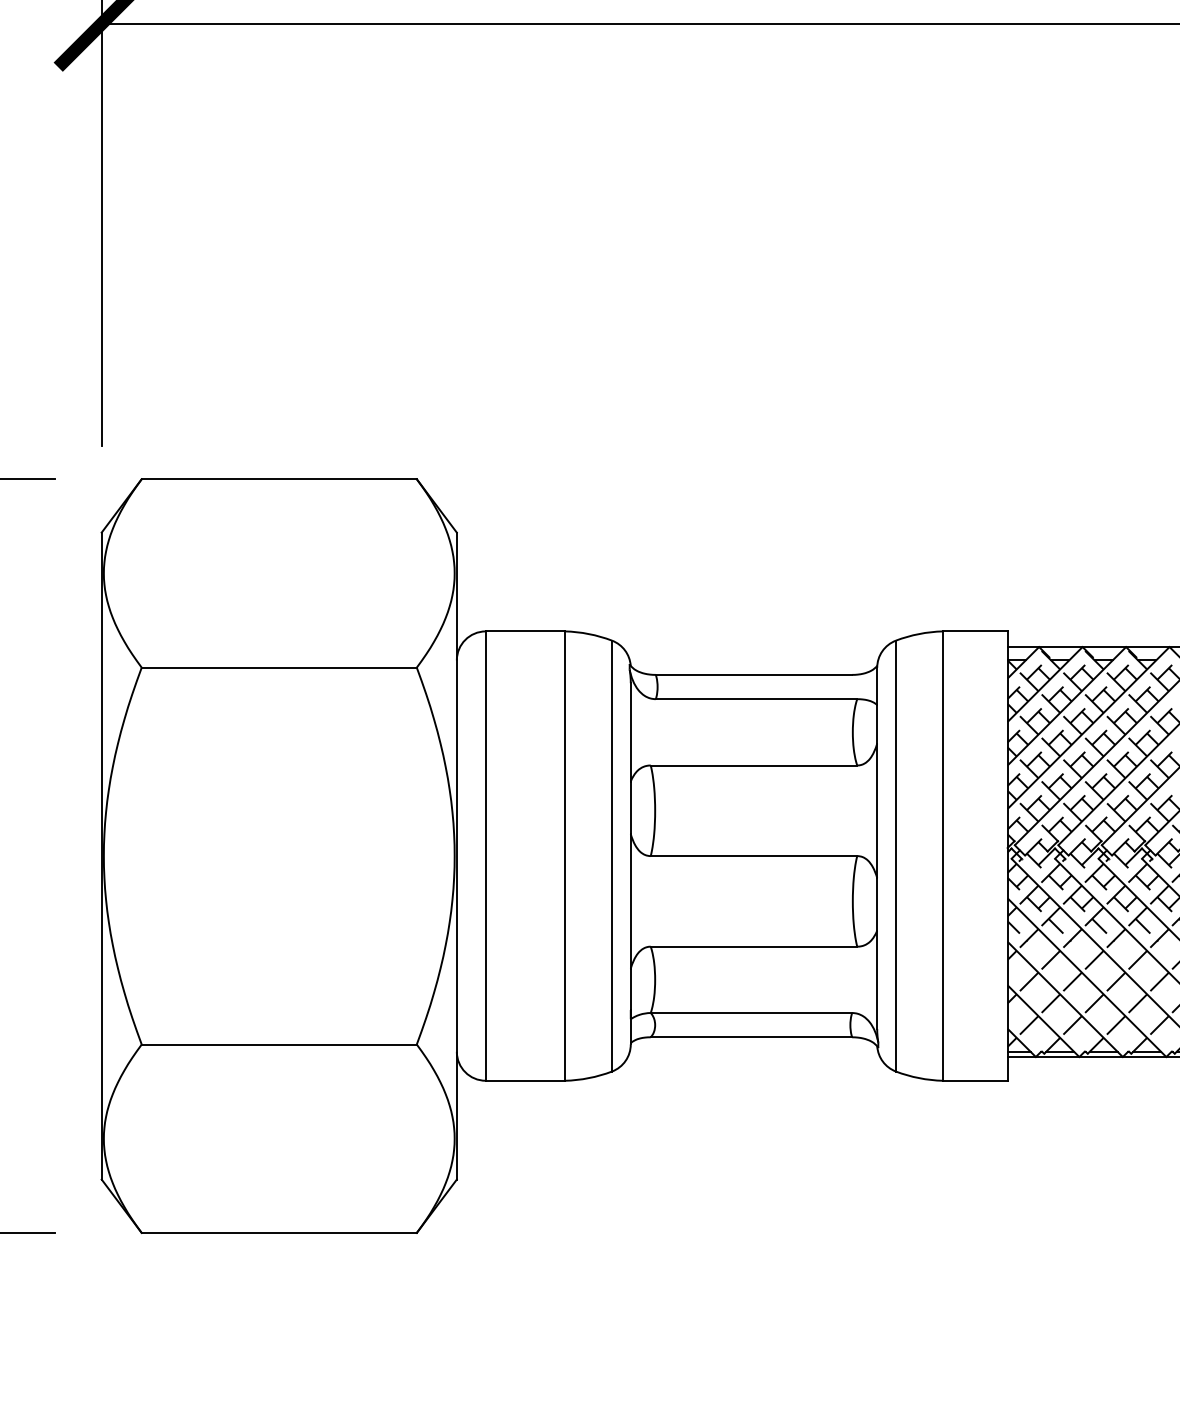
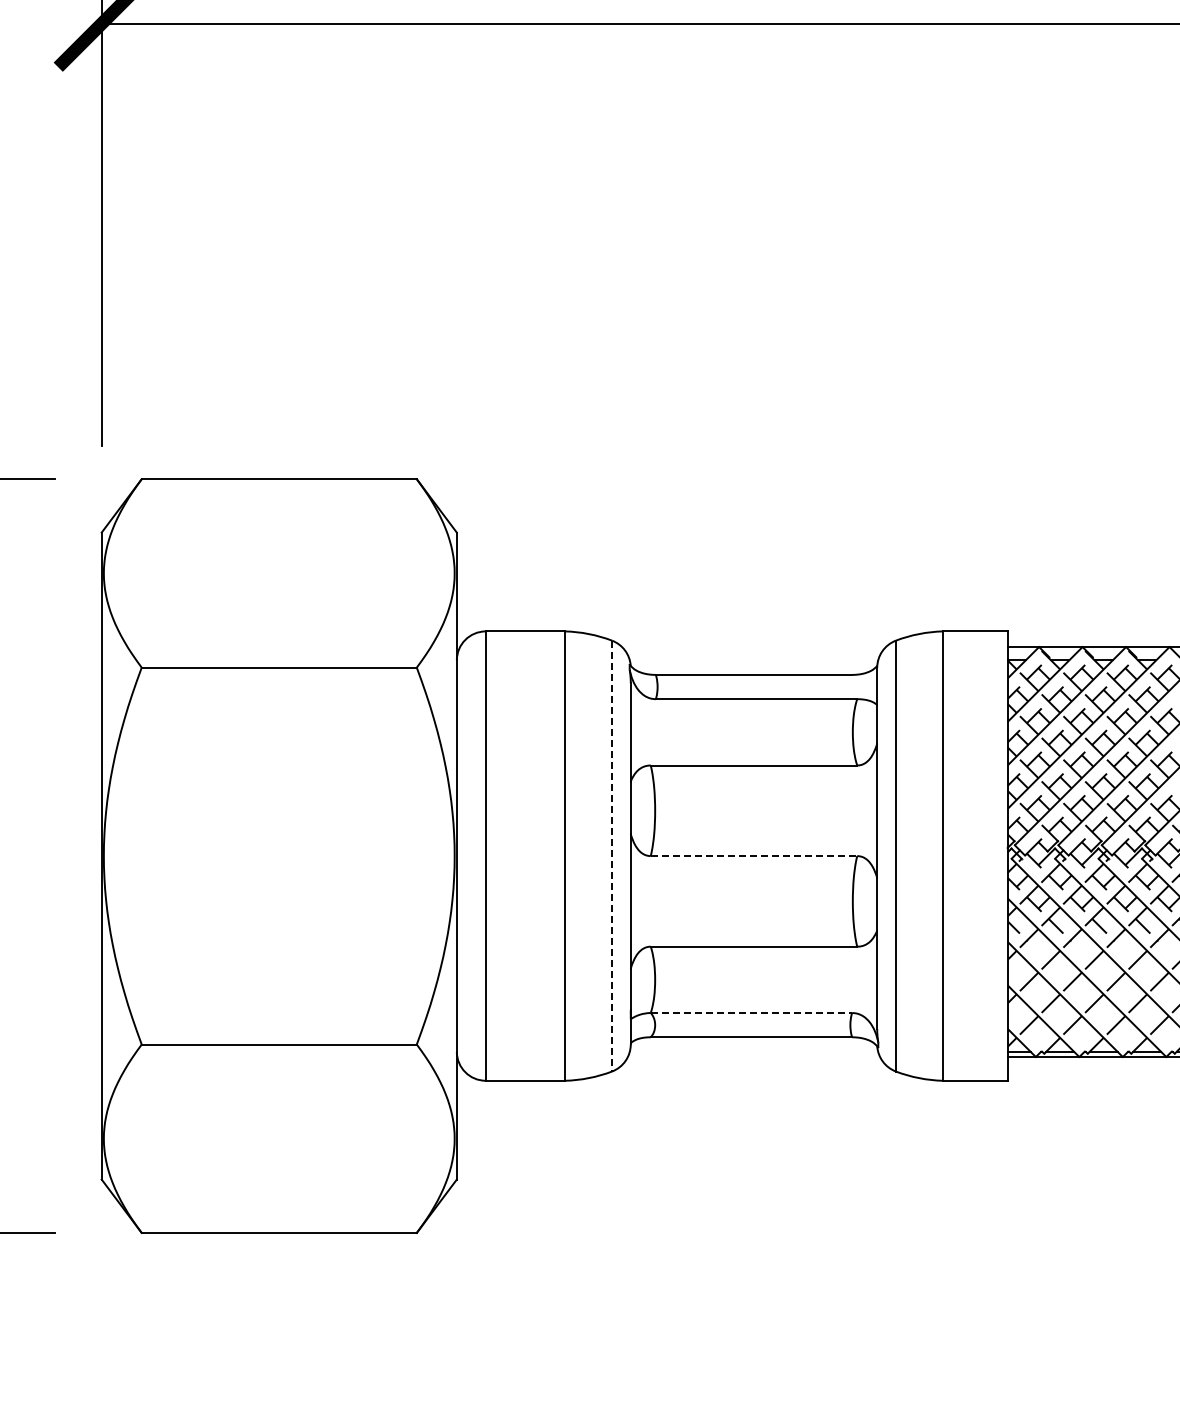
line: solid -> dashed (612, 856)
line: solid -> dashed (754, 856)
line: solid -> dashed (751, 1013)
